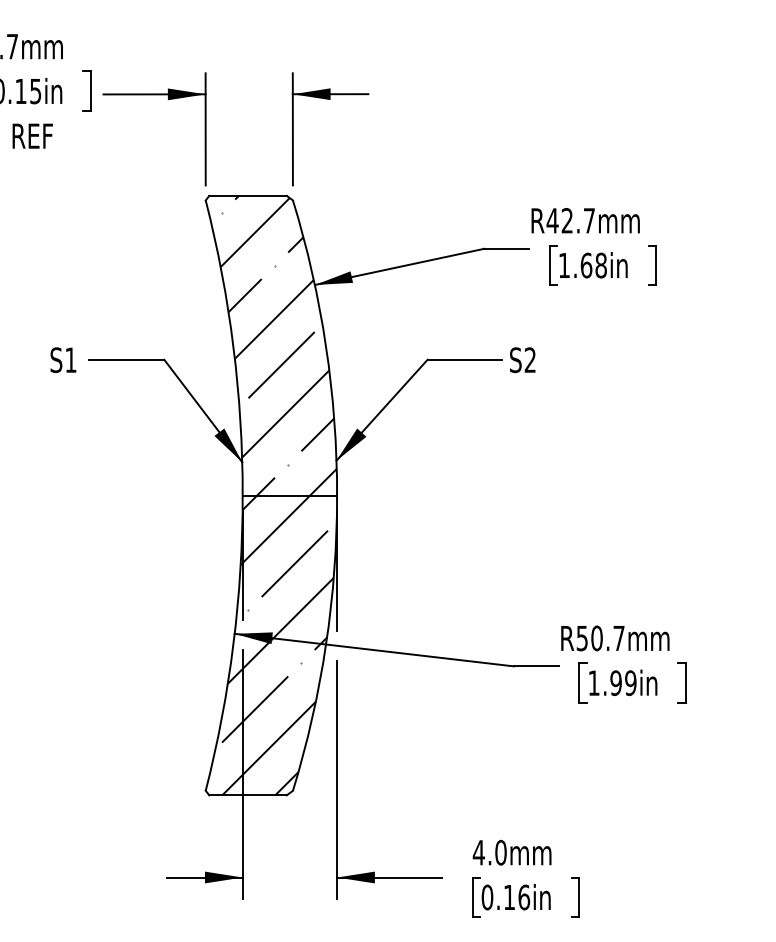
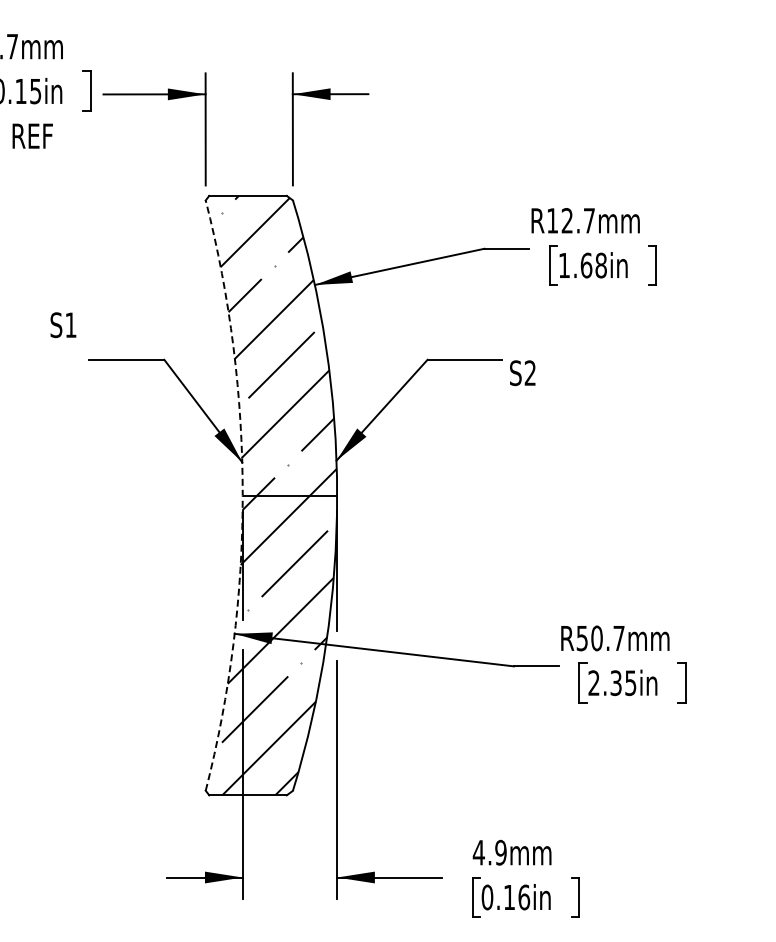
text: R42.7mm -> R12.7mm (552, 220)
text position: (63, 360) -> (63, 325) (63, 325)
text position: (522, 360) -> (522, 373) (522, 373)
arc: solid -> dashed (242, 495)
text: 1.99in -> 2.35in (612, 682)
text: 4.0mm -> 4.9mm (500, 852)
